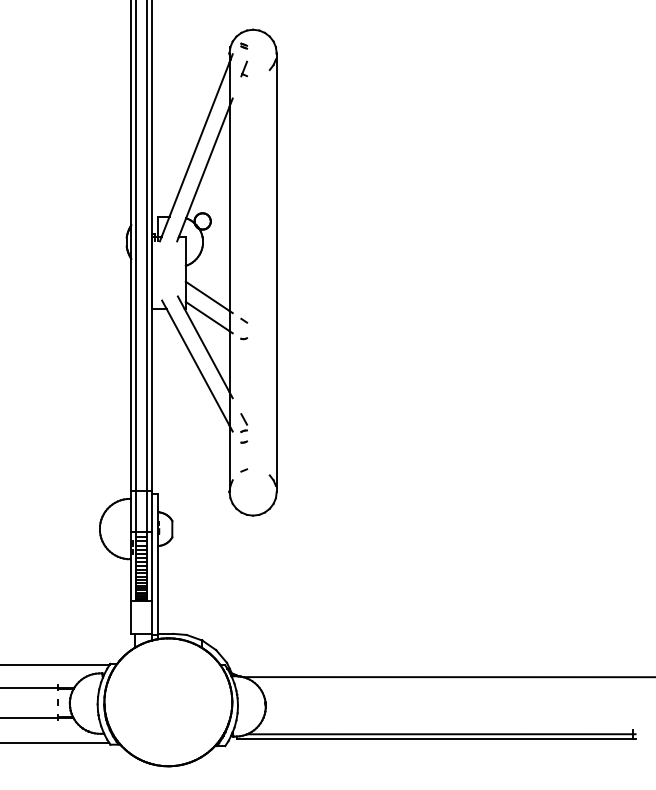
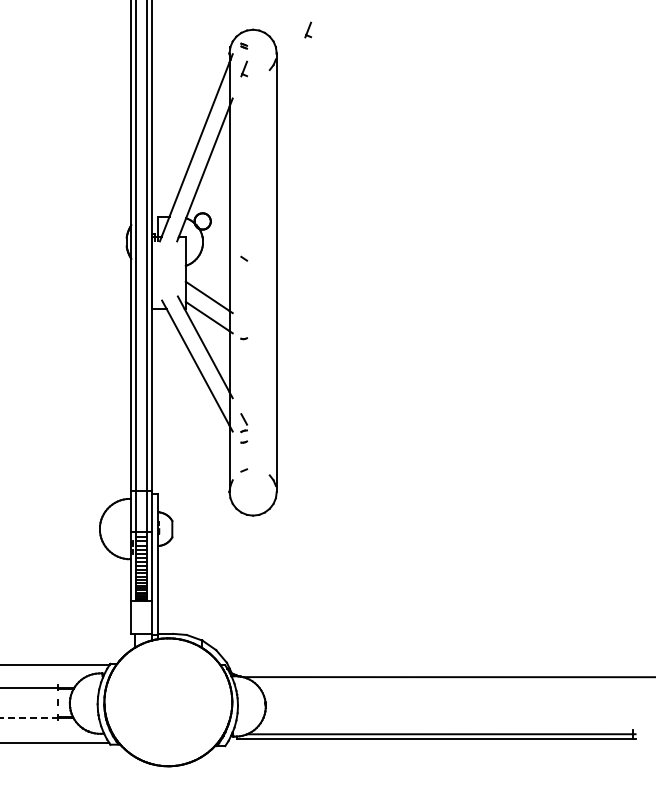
part: none -> present (308, 29)
line position: (244, 320) -> (244, 258) (244, 258)
line: solid -> dashed (29, 717)
